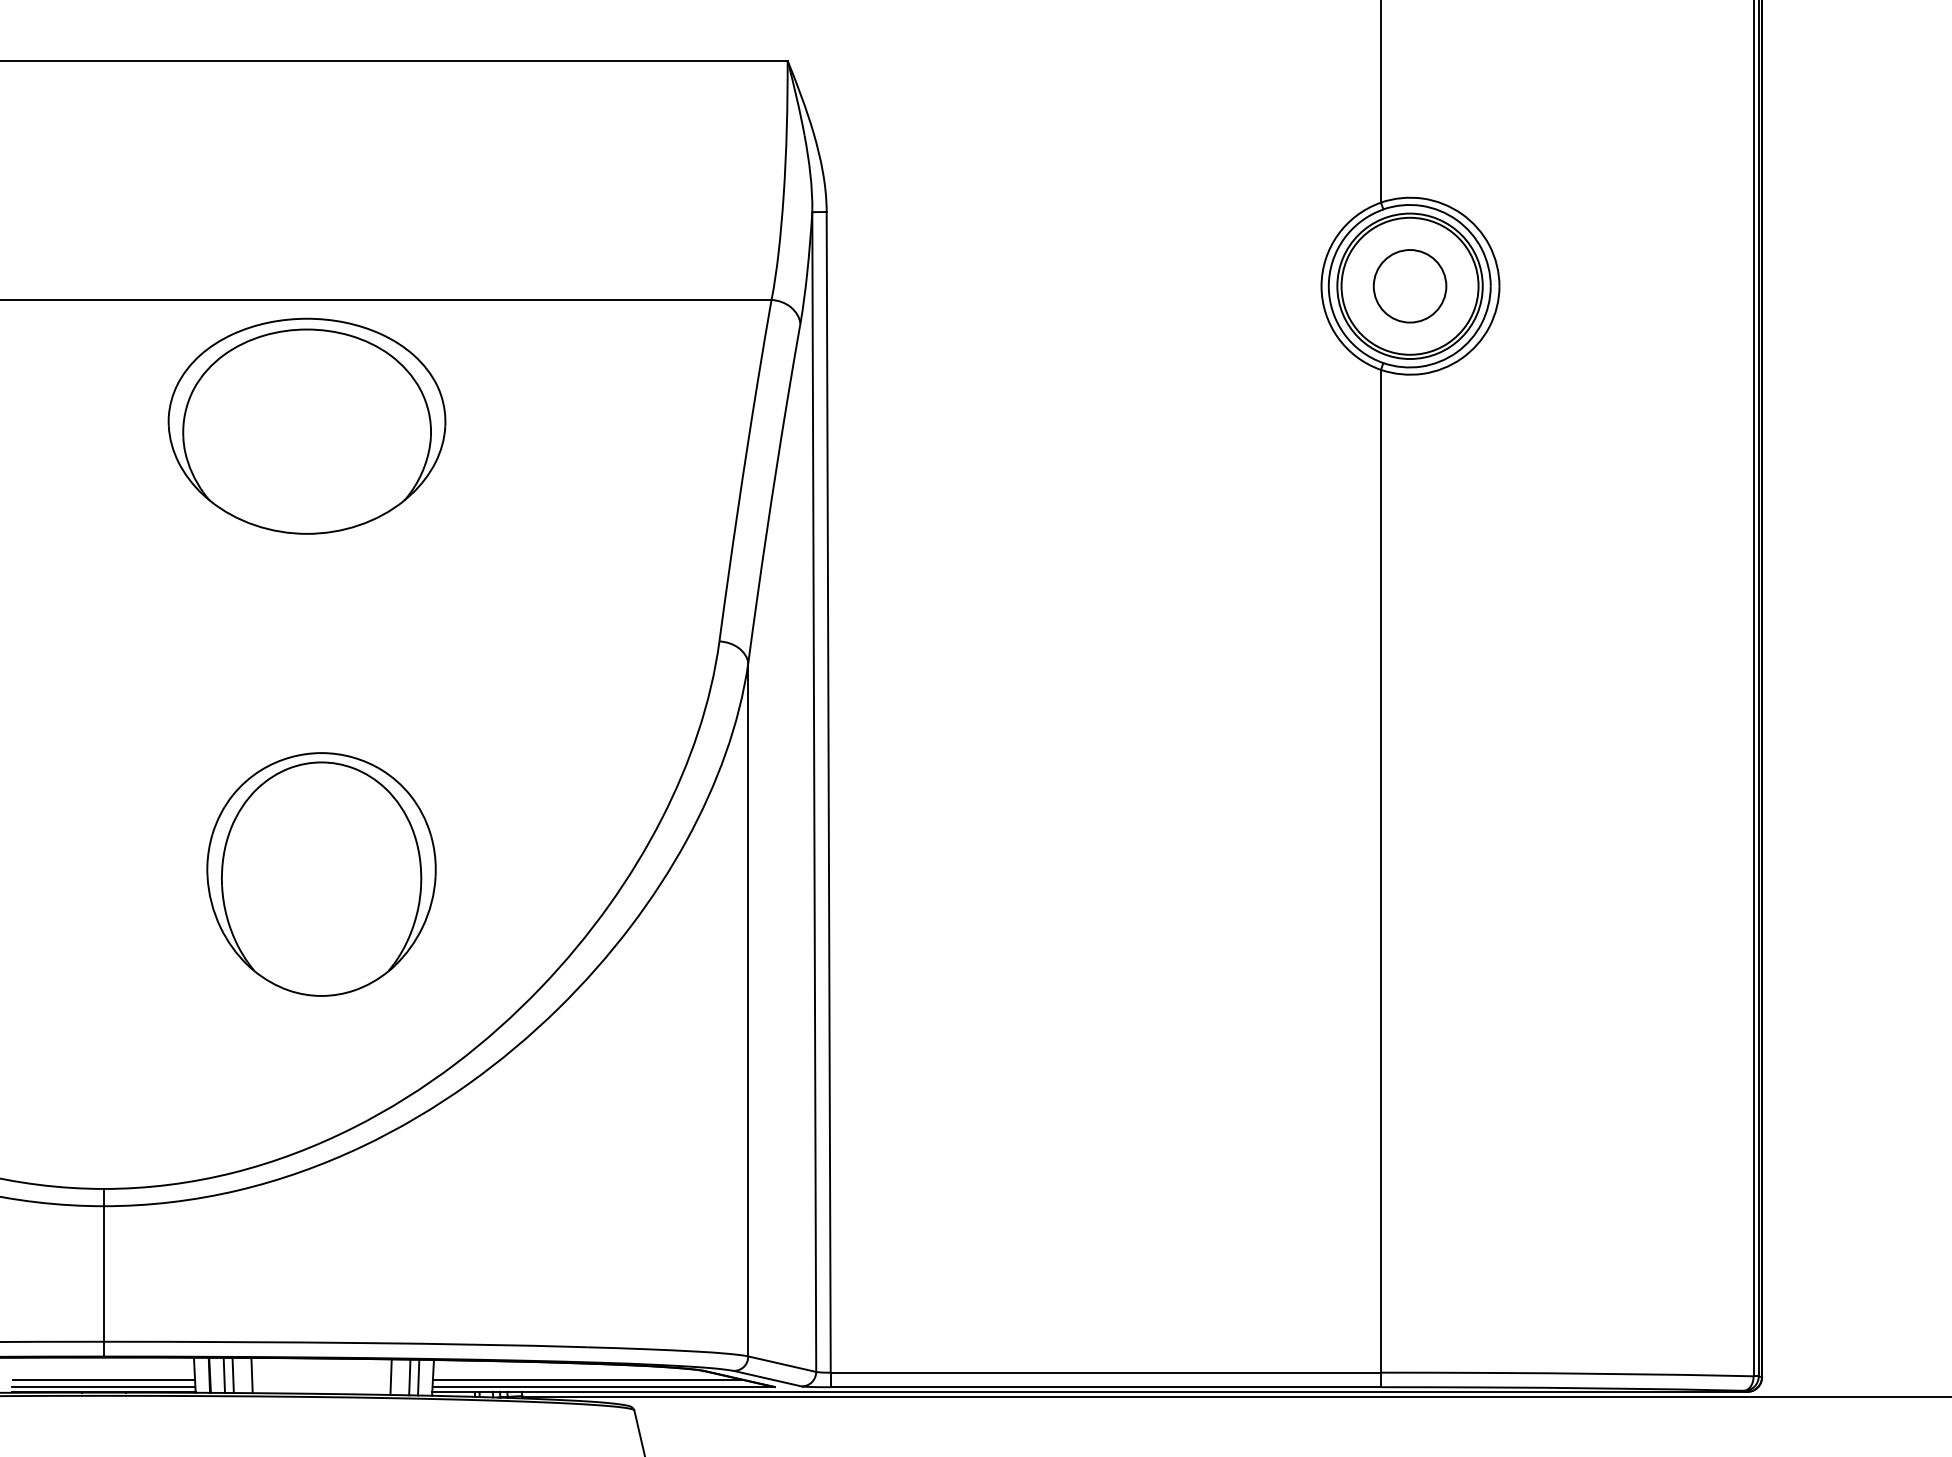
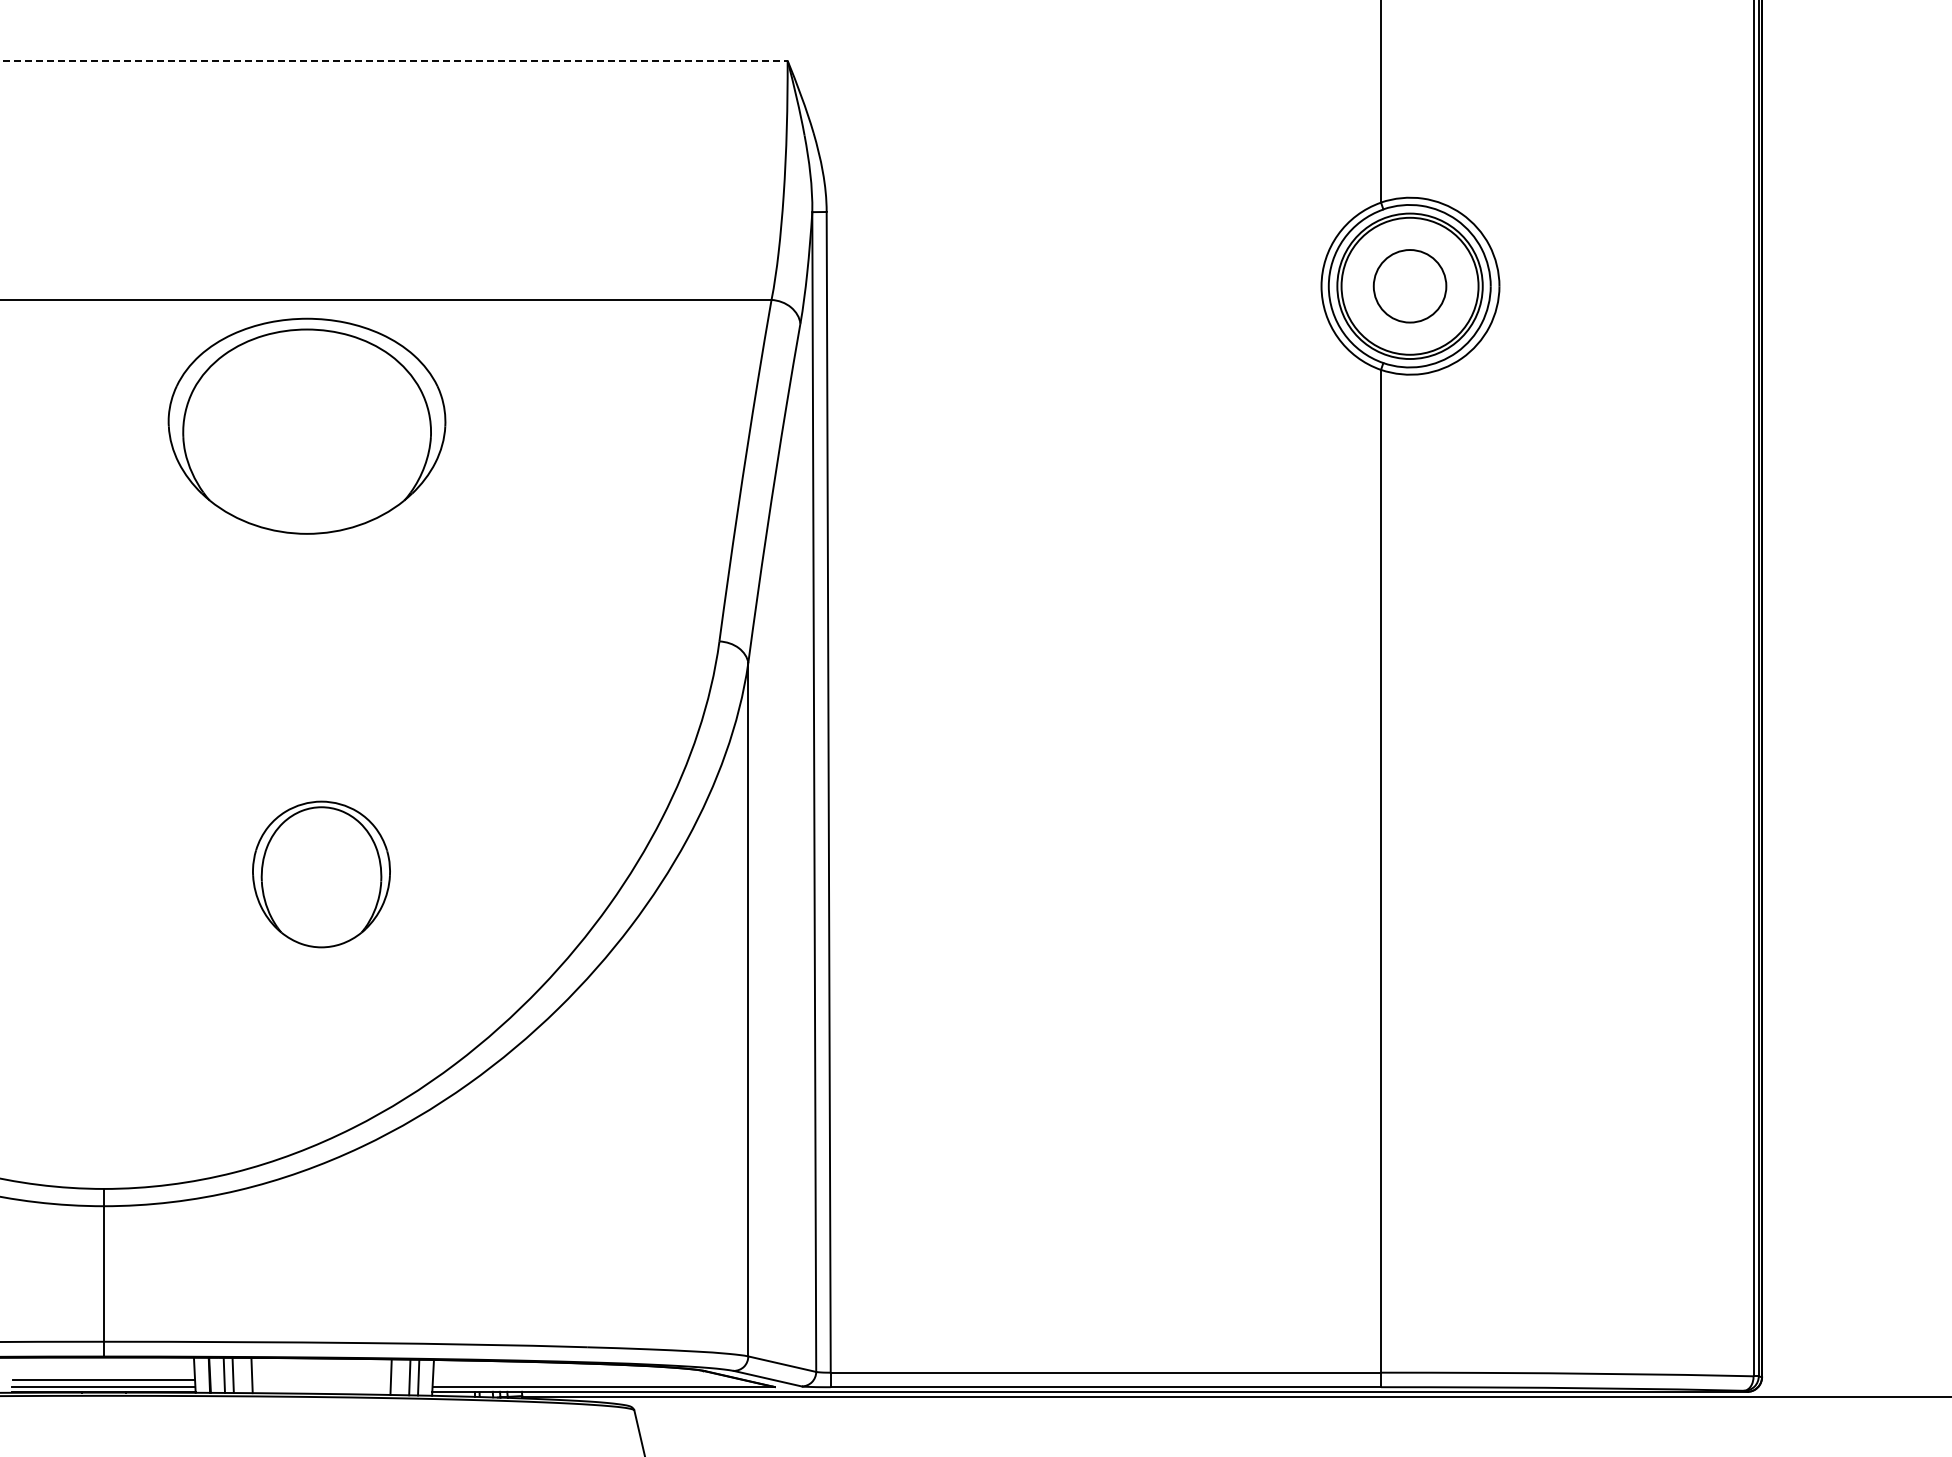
line: solid -> dashed (394, 60)
part size: 231x245 px -> 139x149 px (321, 874)
line: present -> none (587, 1379)
